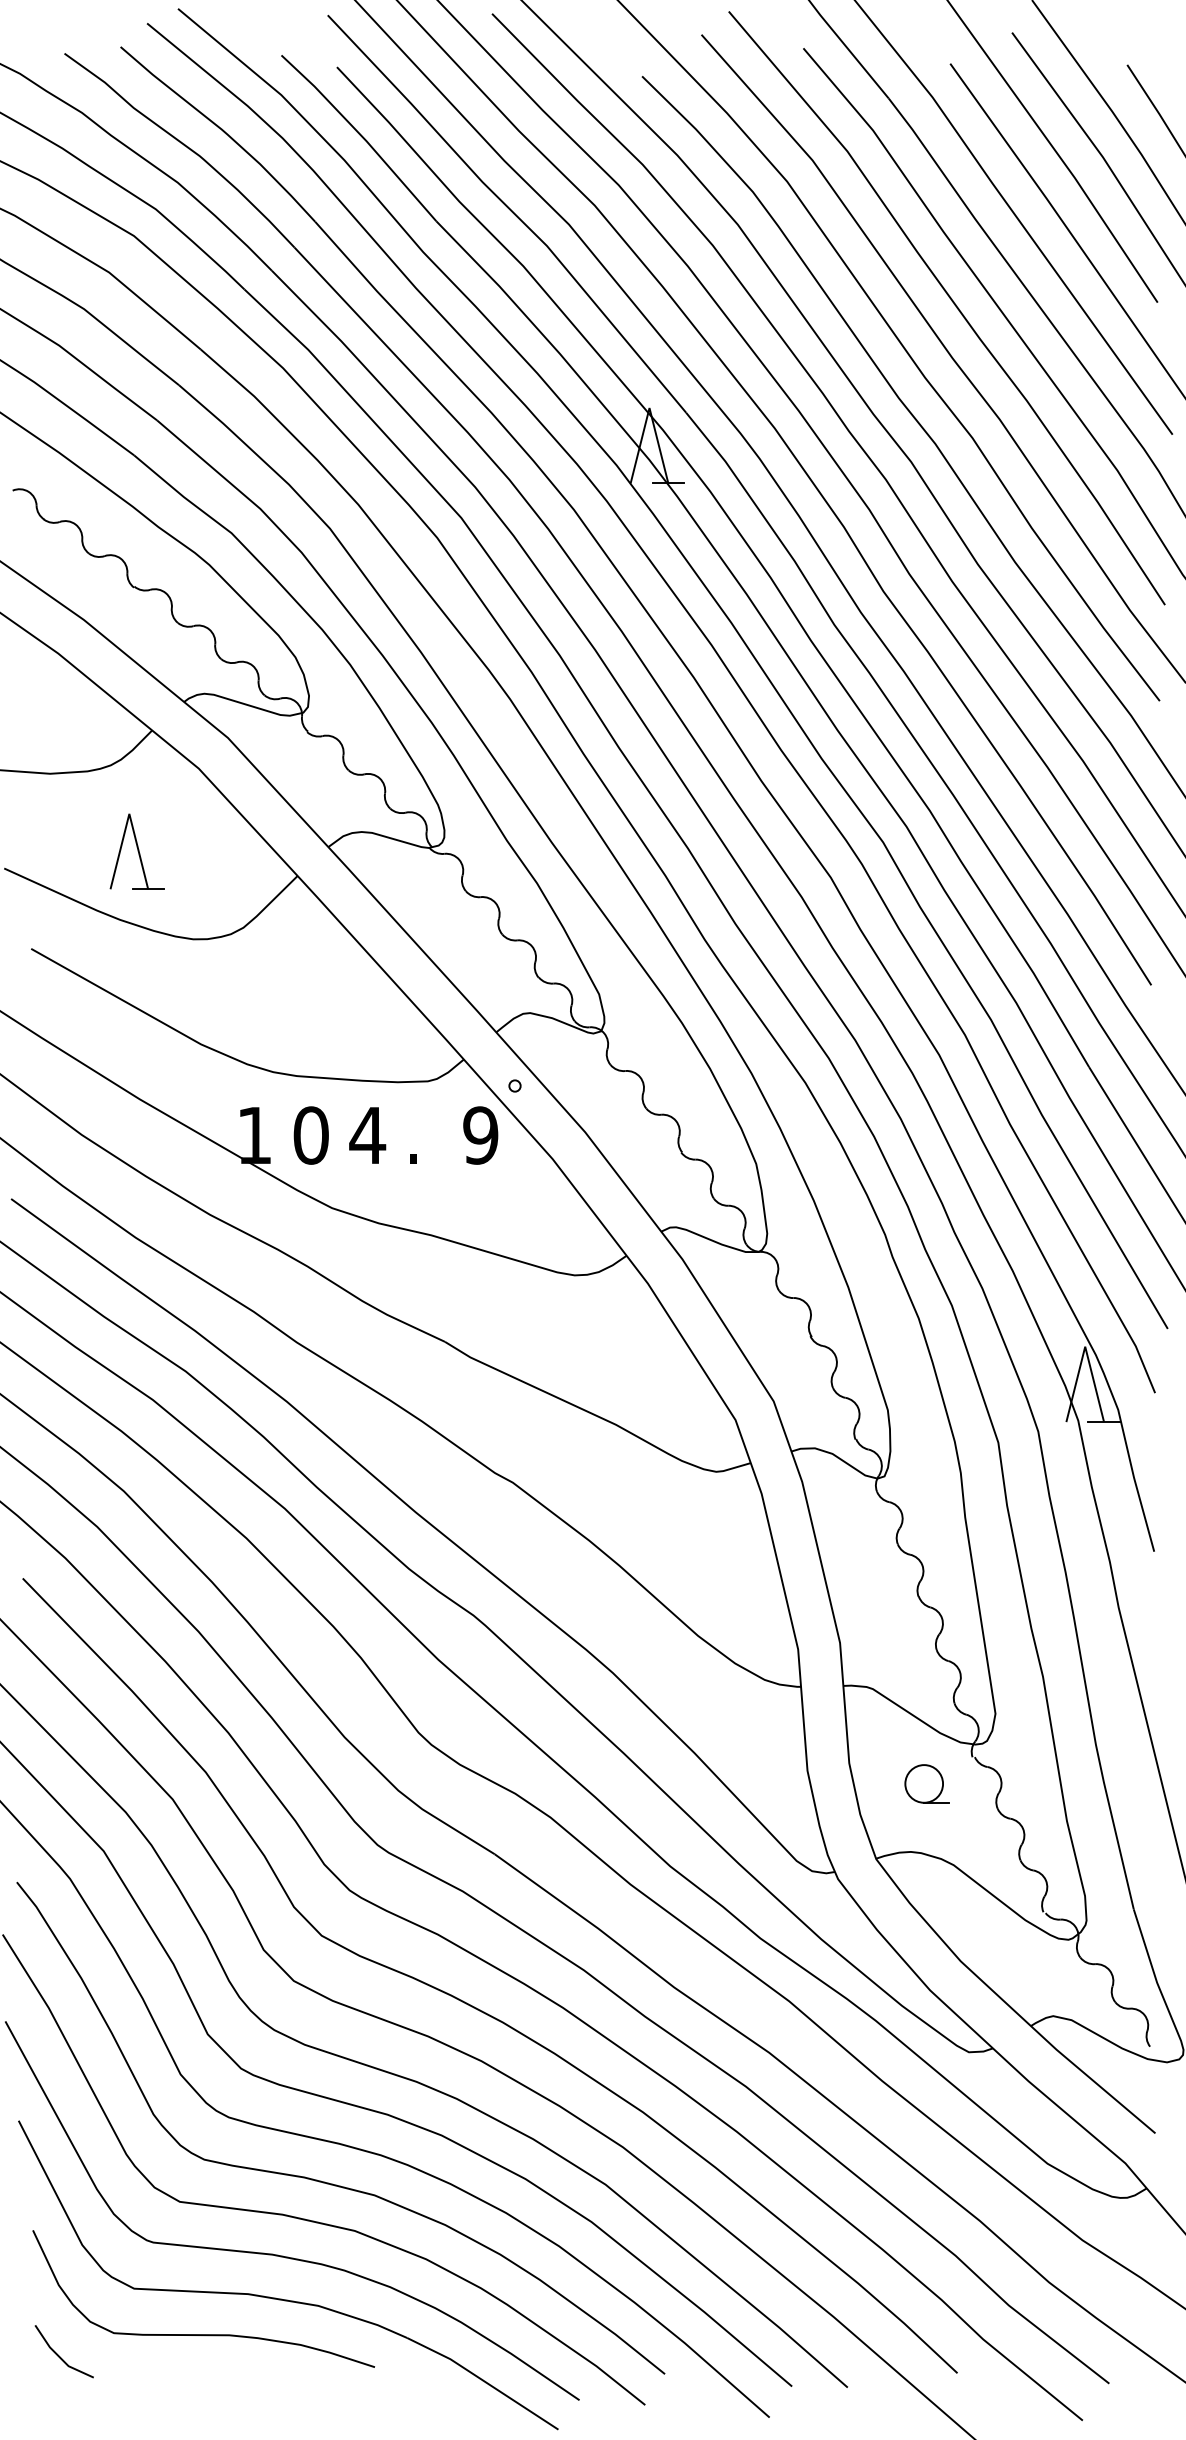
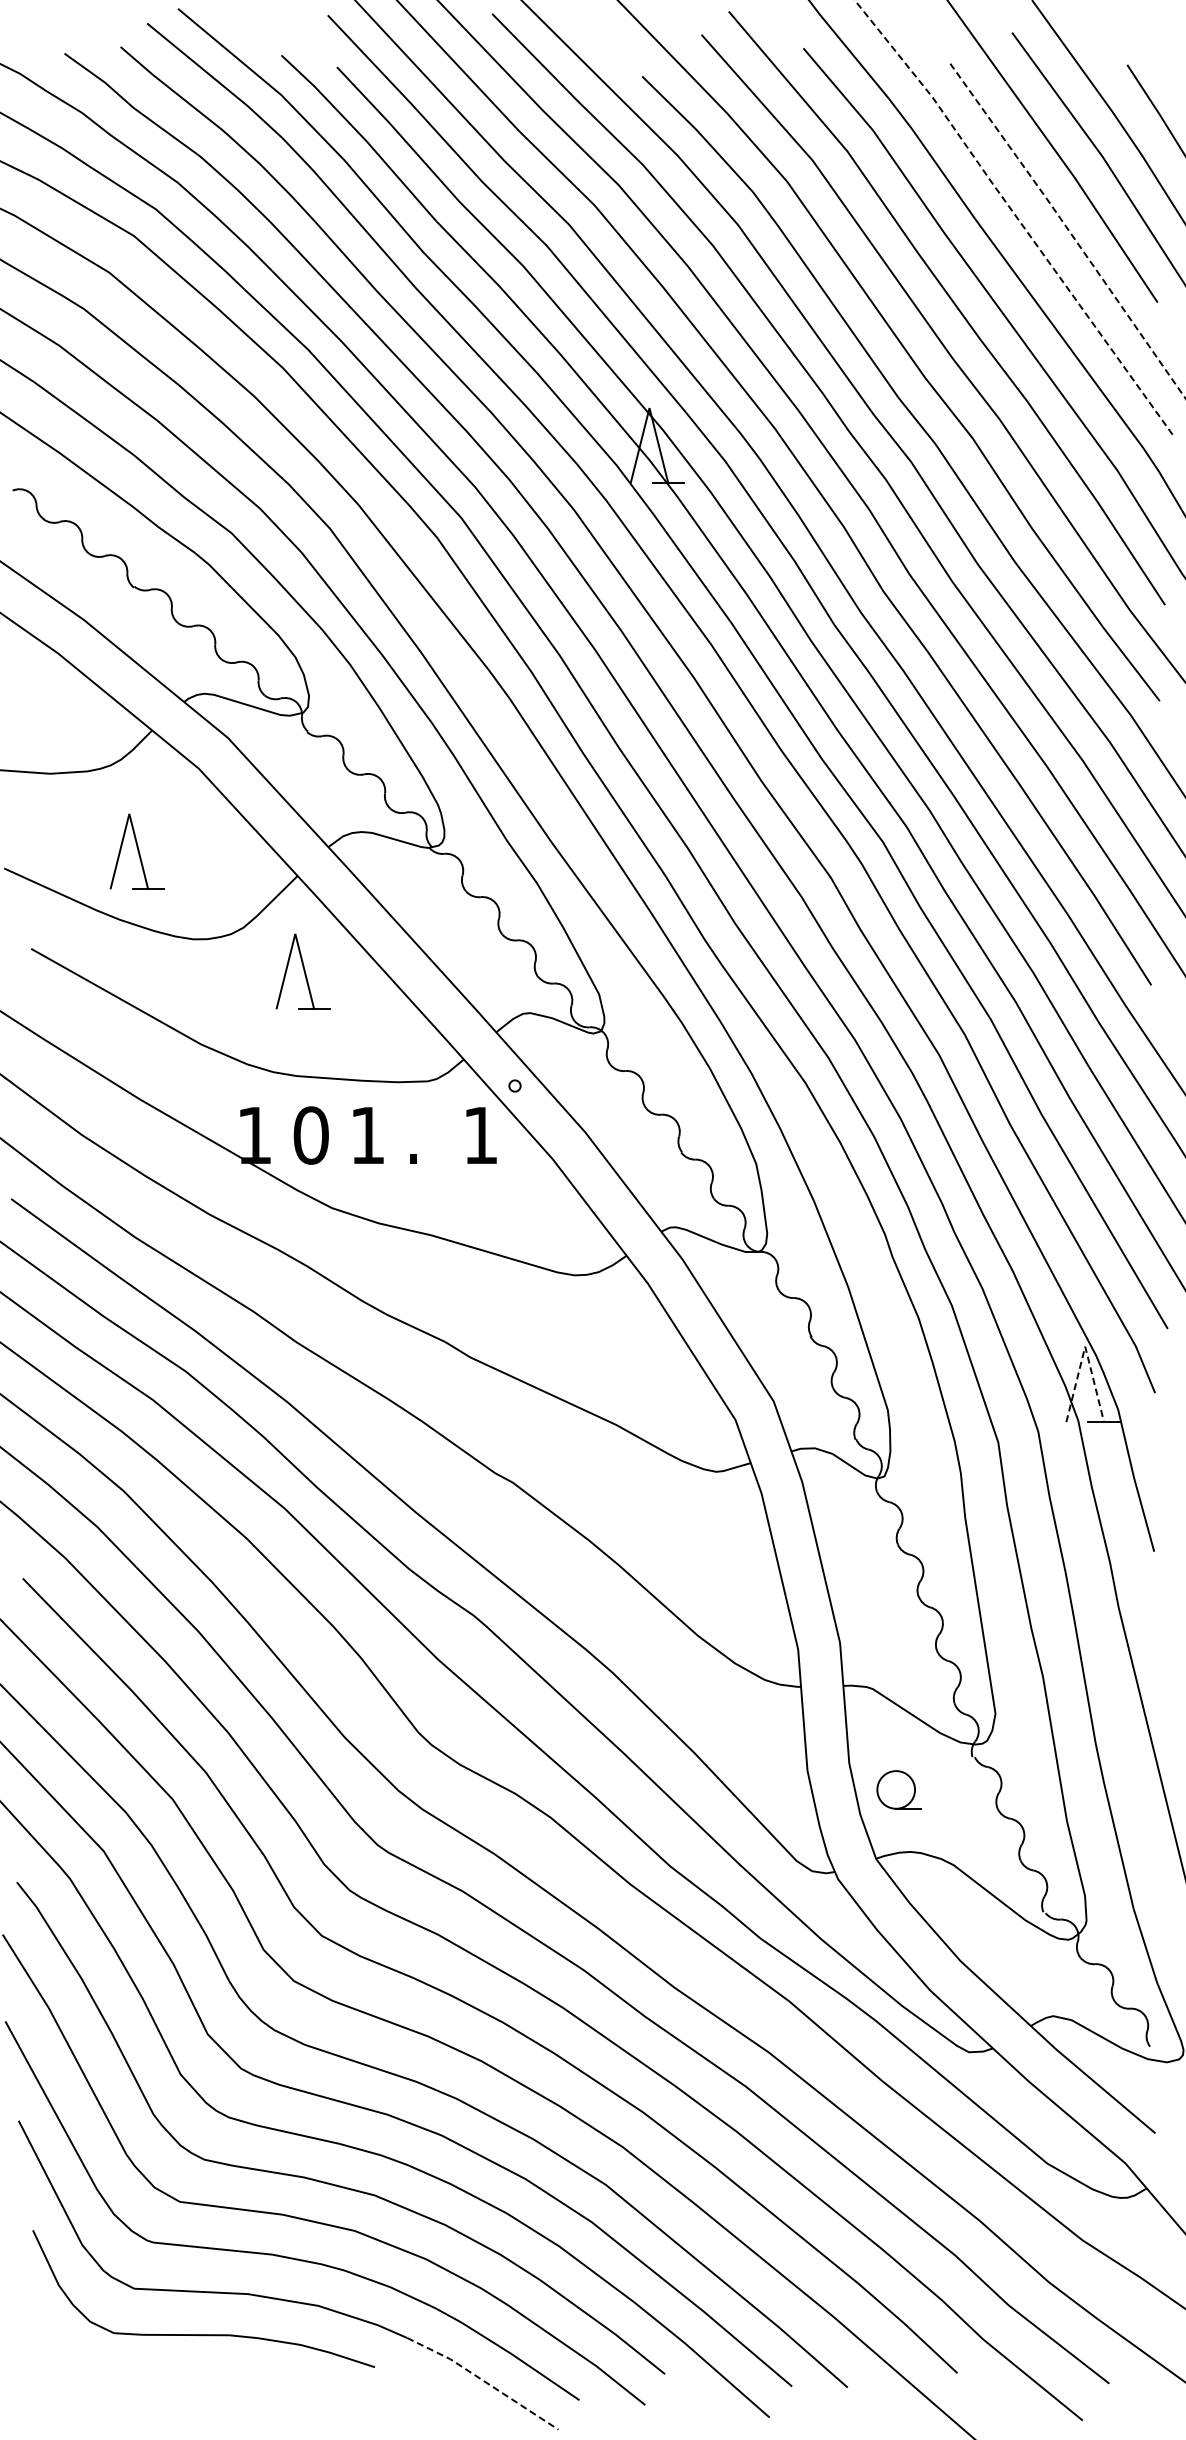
line: solid -> dashed (1015, 214)
line: solid -> dashed (1068, 229)
part: none -> present (302, 971)
text: 4 -> 1 (367, 1135)
text: 9 -> 1 (480, 1135)
line: solid -> dashed (1085, 1346)
part position: (926, 1783) -> (898, 1789) (898, 1789)
line: present -> none (59, 2355)
line: solid -> dashed (483, 2381)
